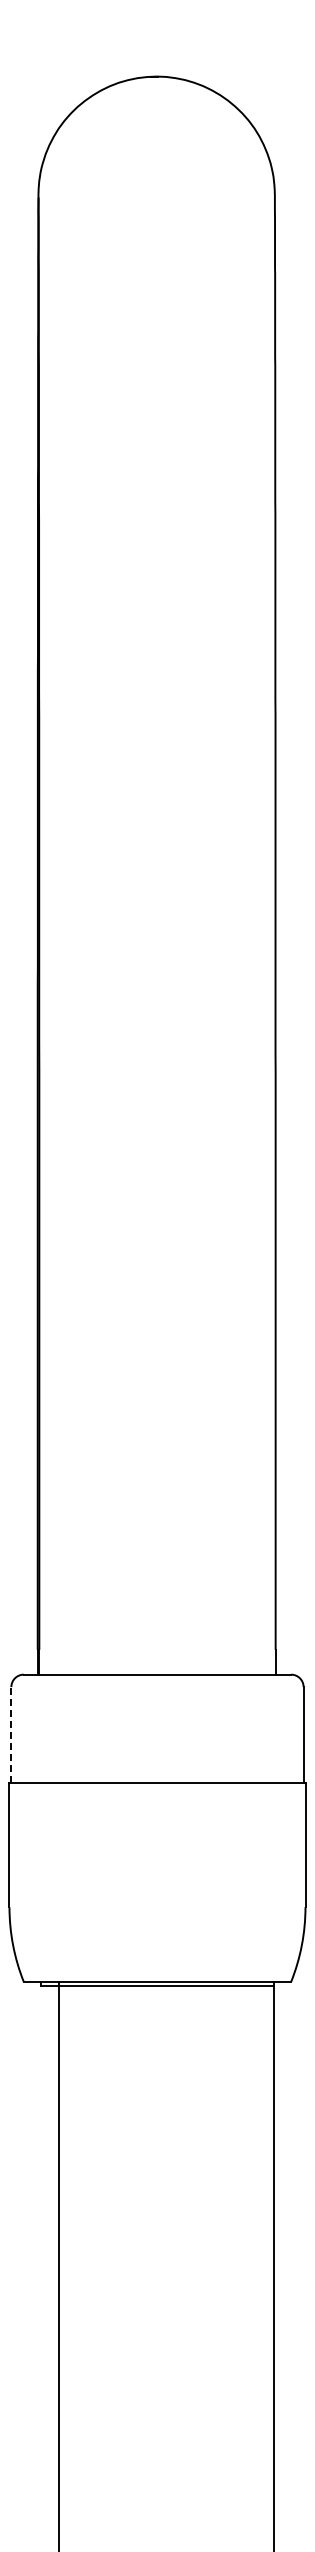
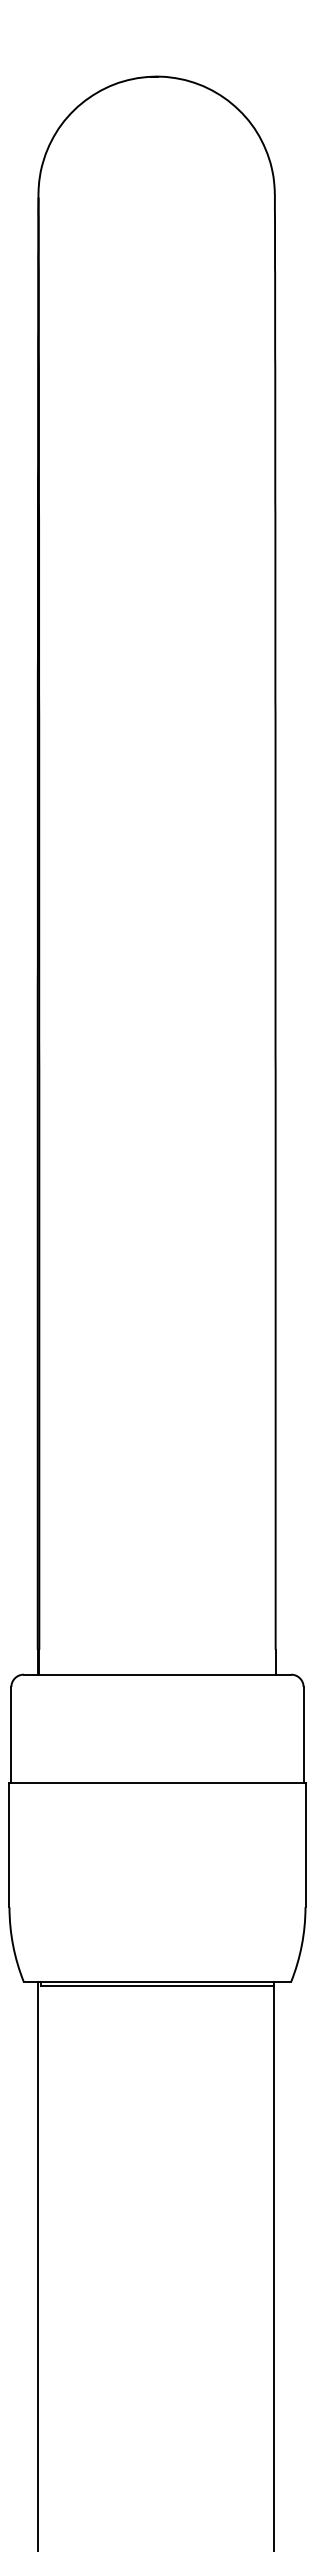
line: dashed -> solid (11, 1734)
line position: (58, 2264) -> (37, 2264) (37, 2264)
